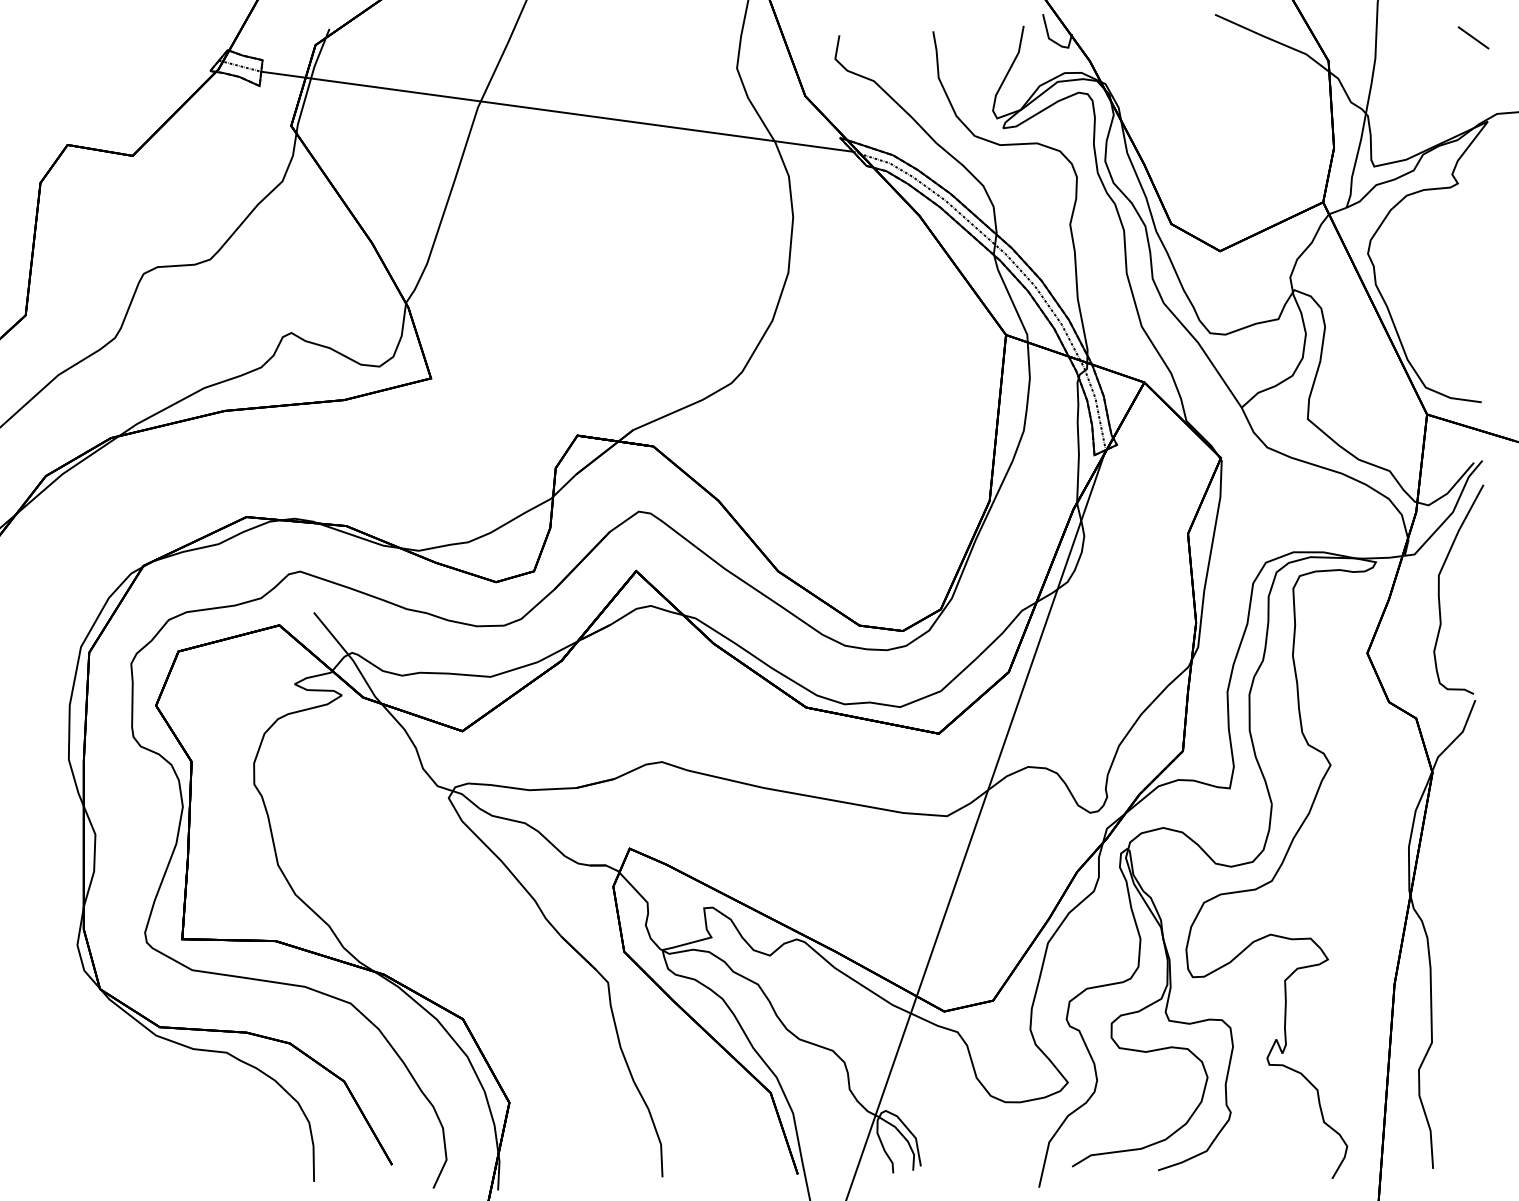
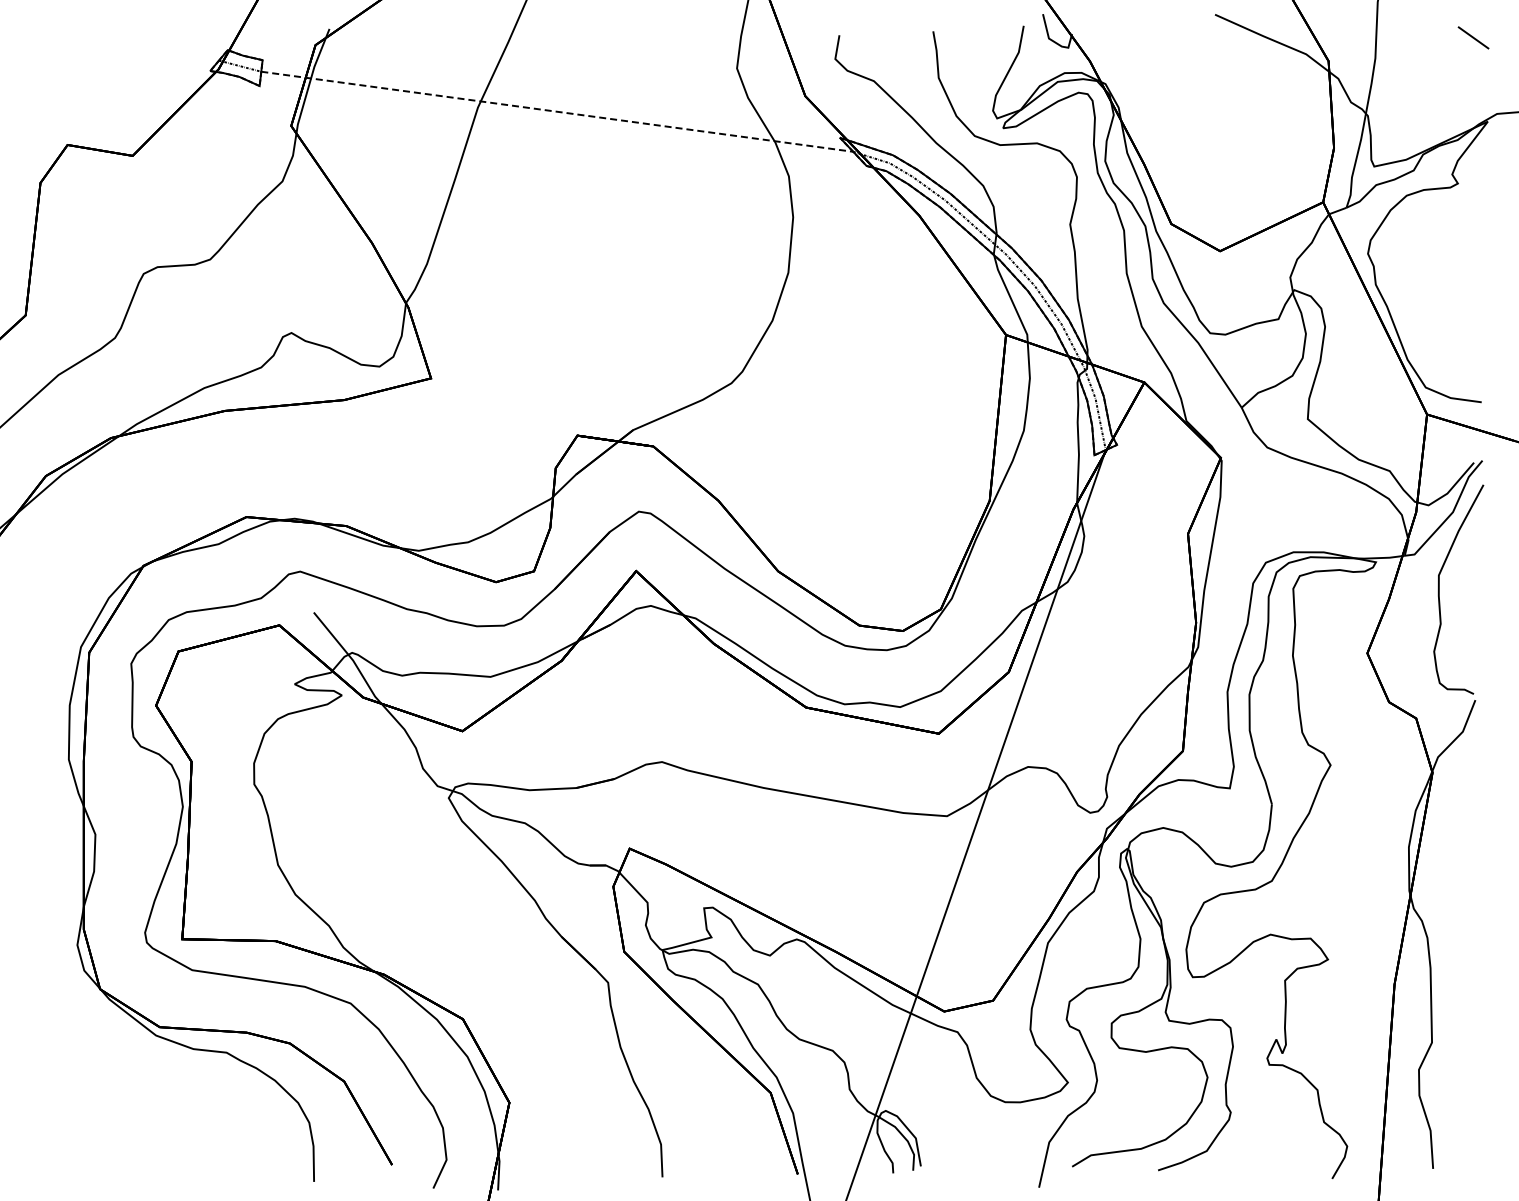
line: solid -> dashed (557, 111)
